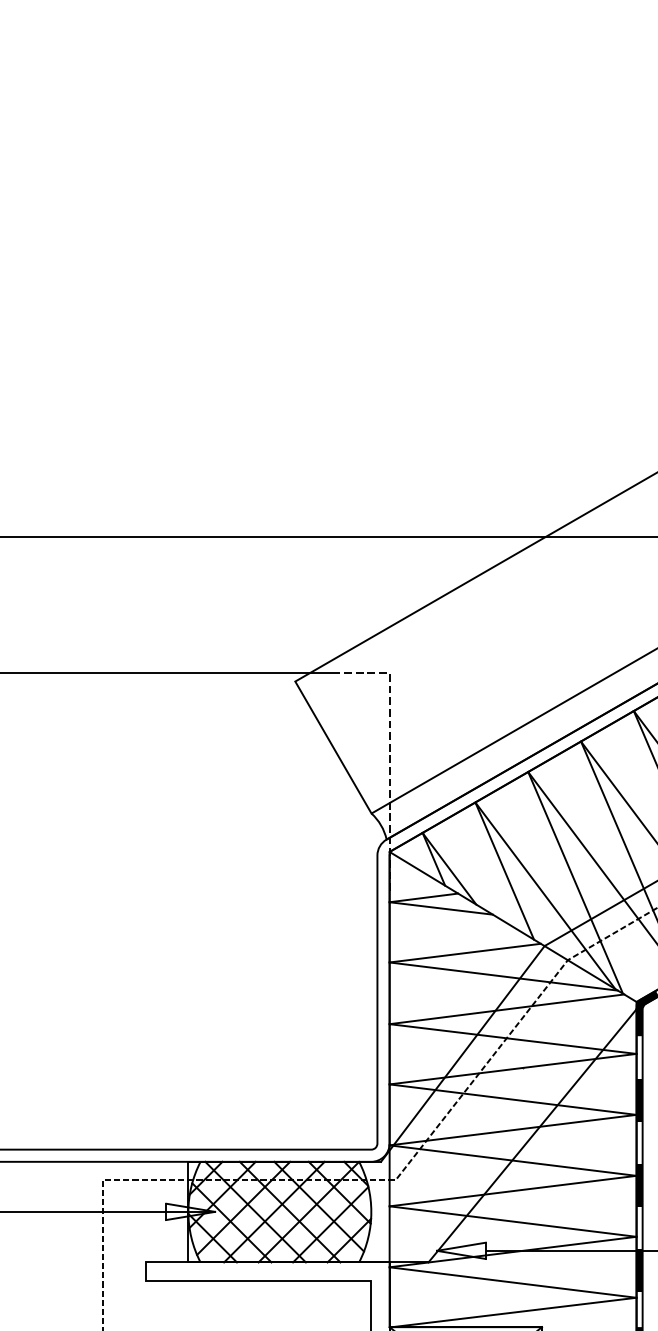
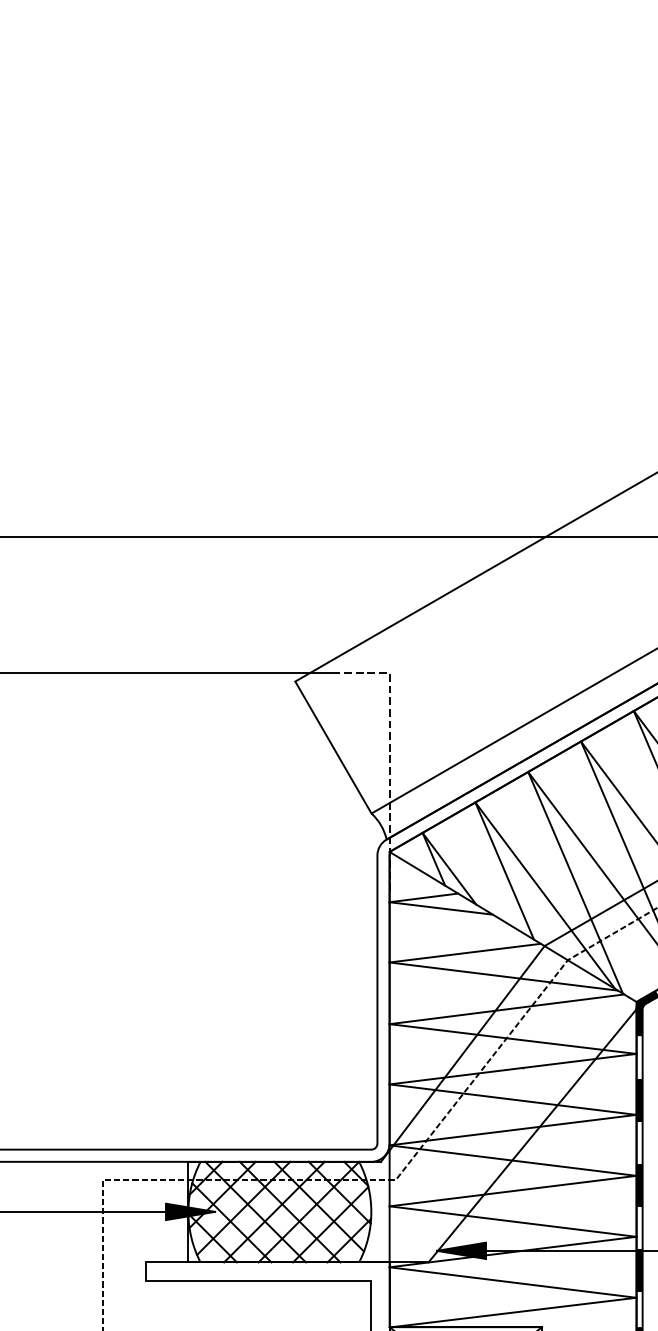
fill: none -> present (190, 1211)
fill: none -> present (461, 1250)
